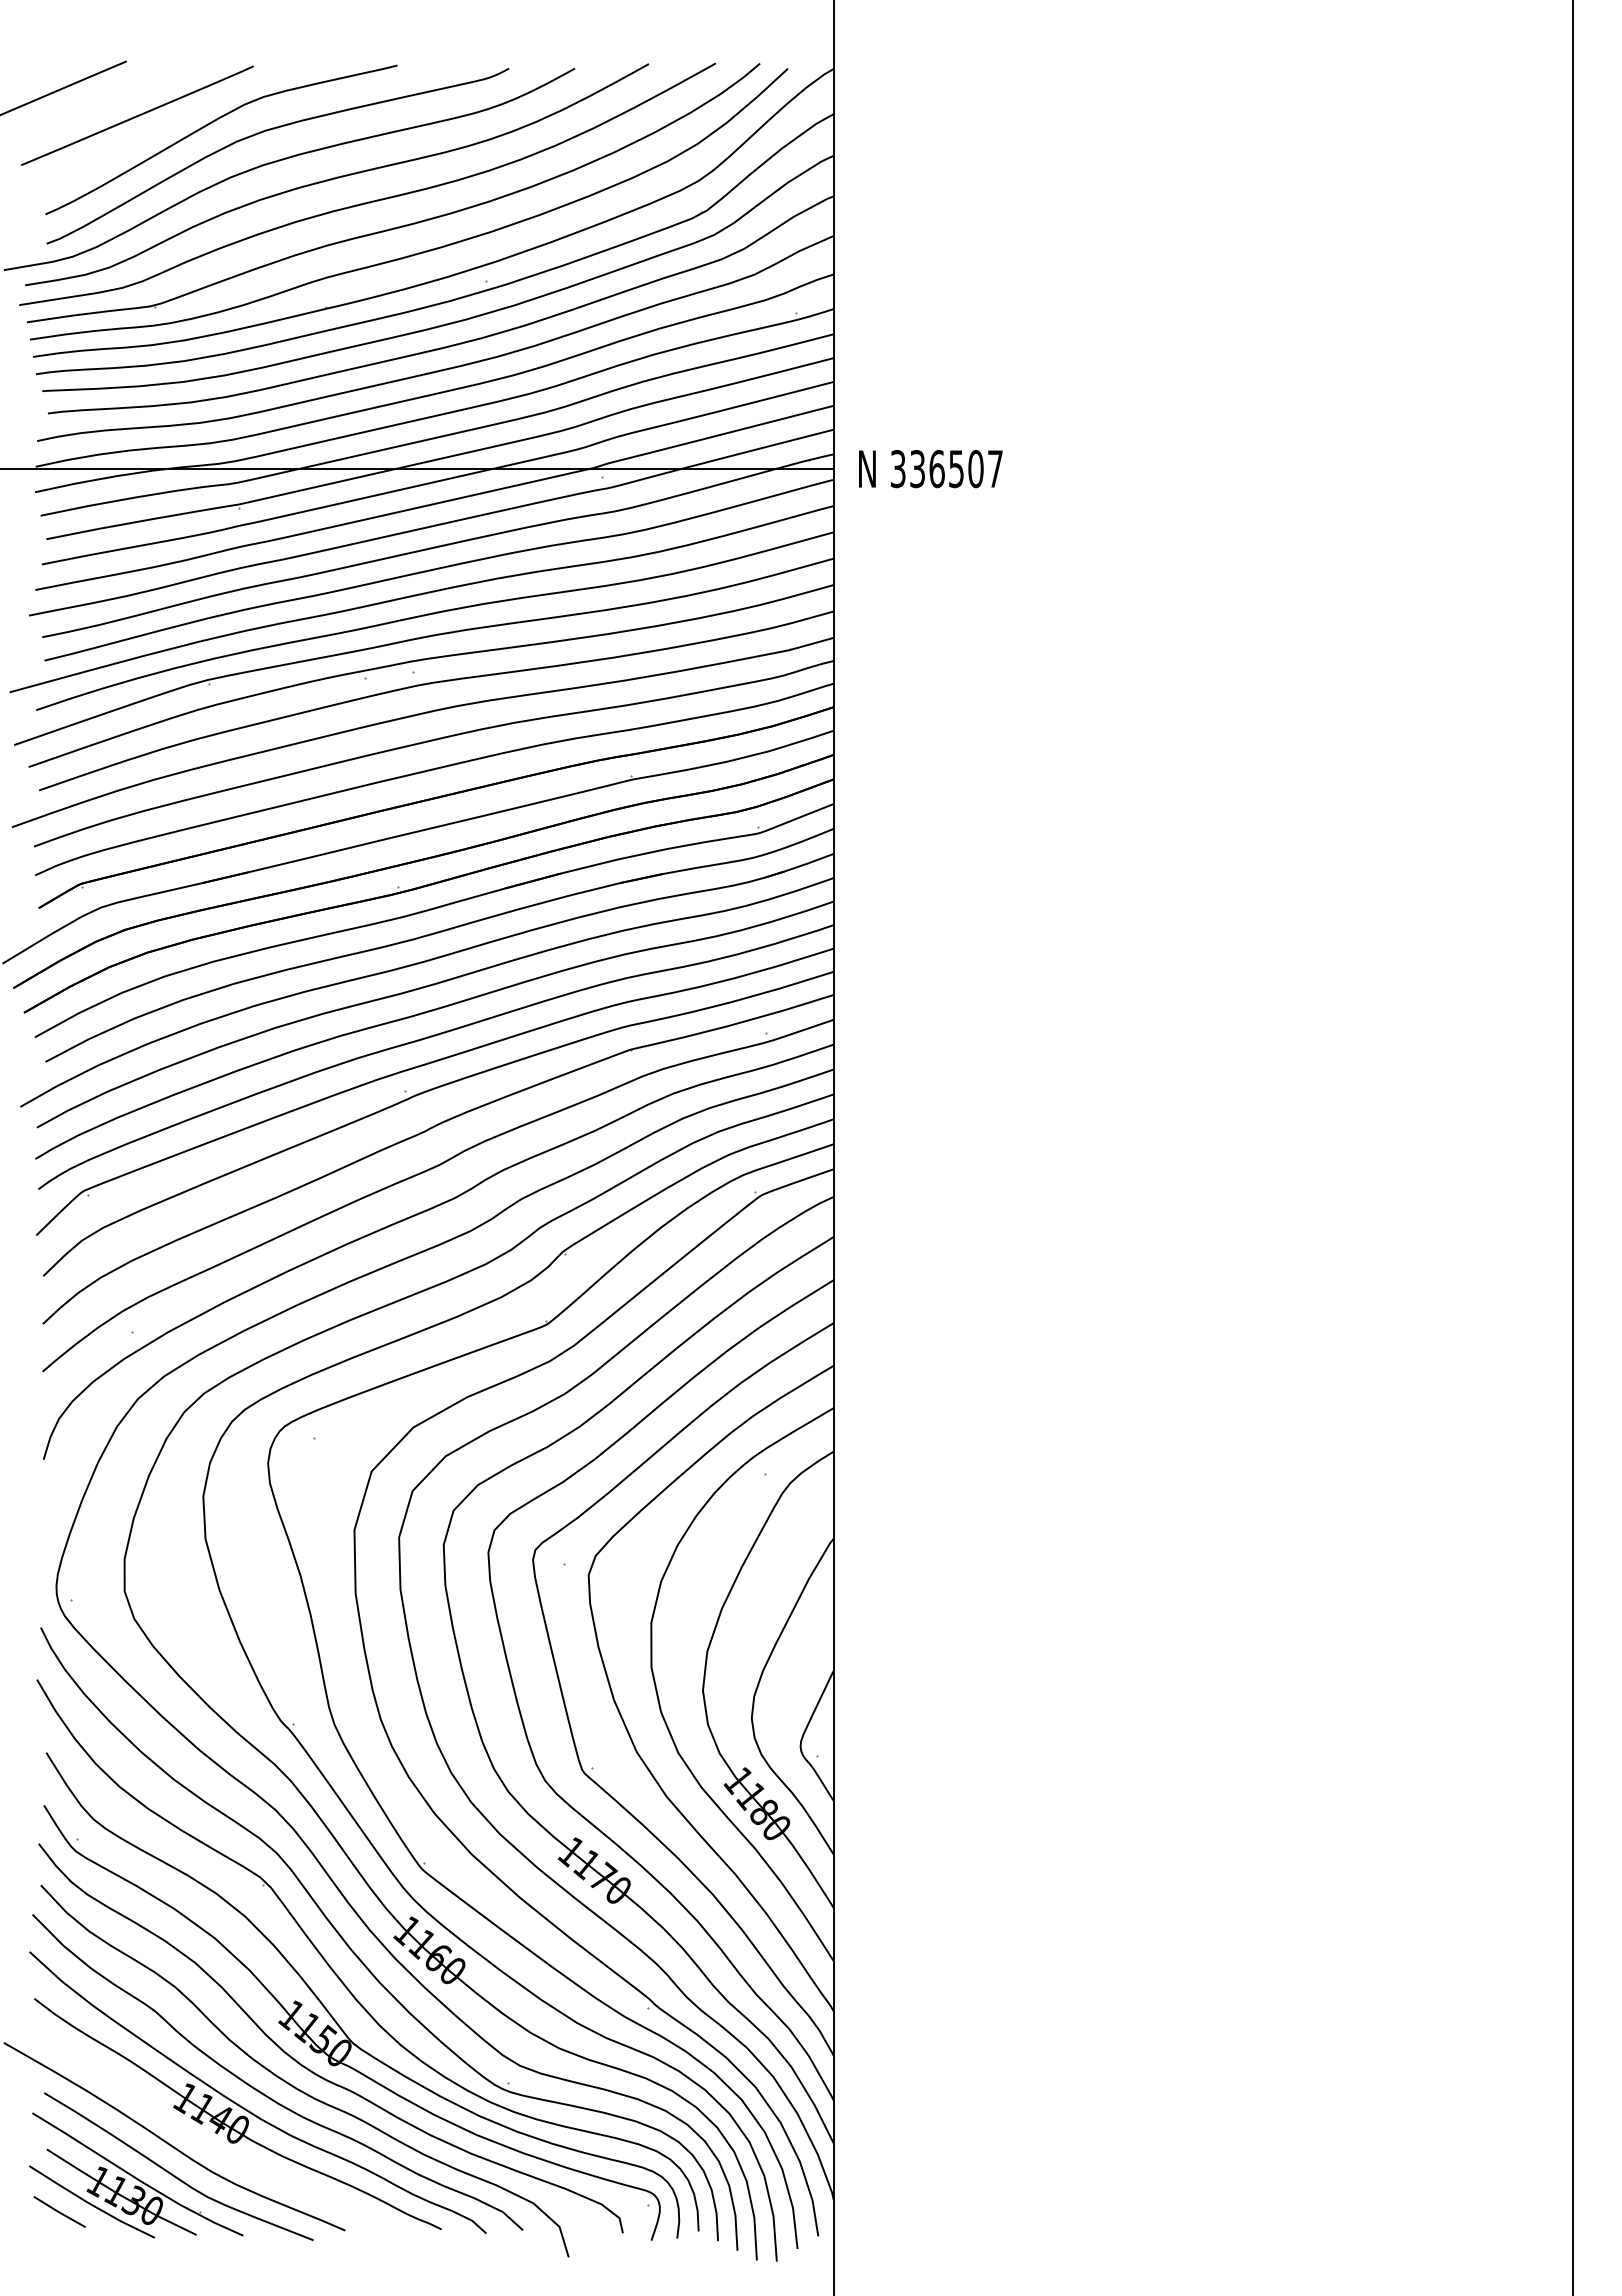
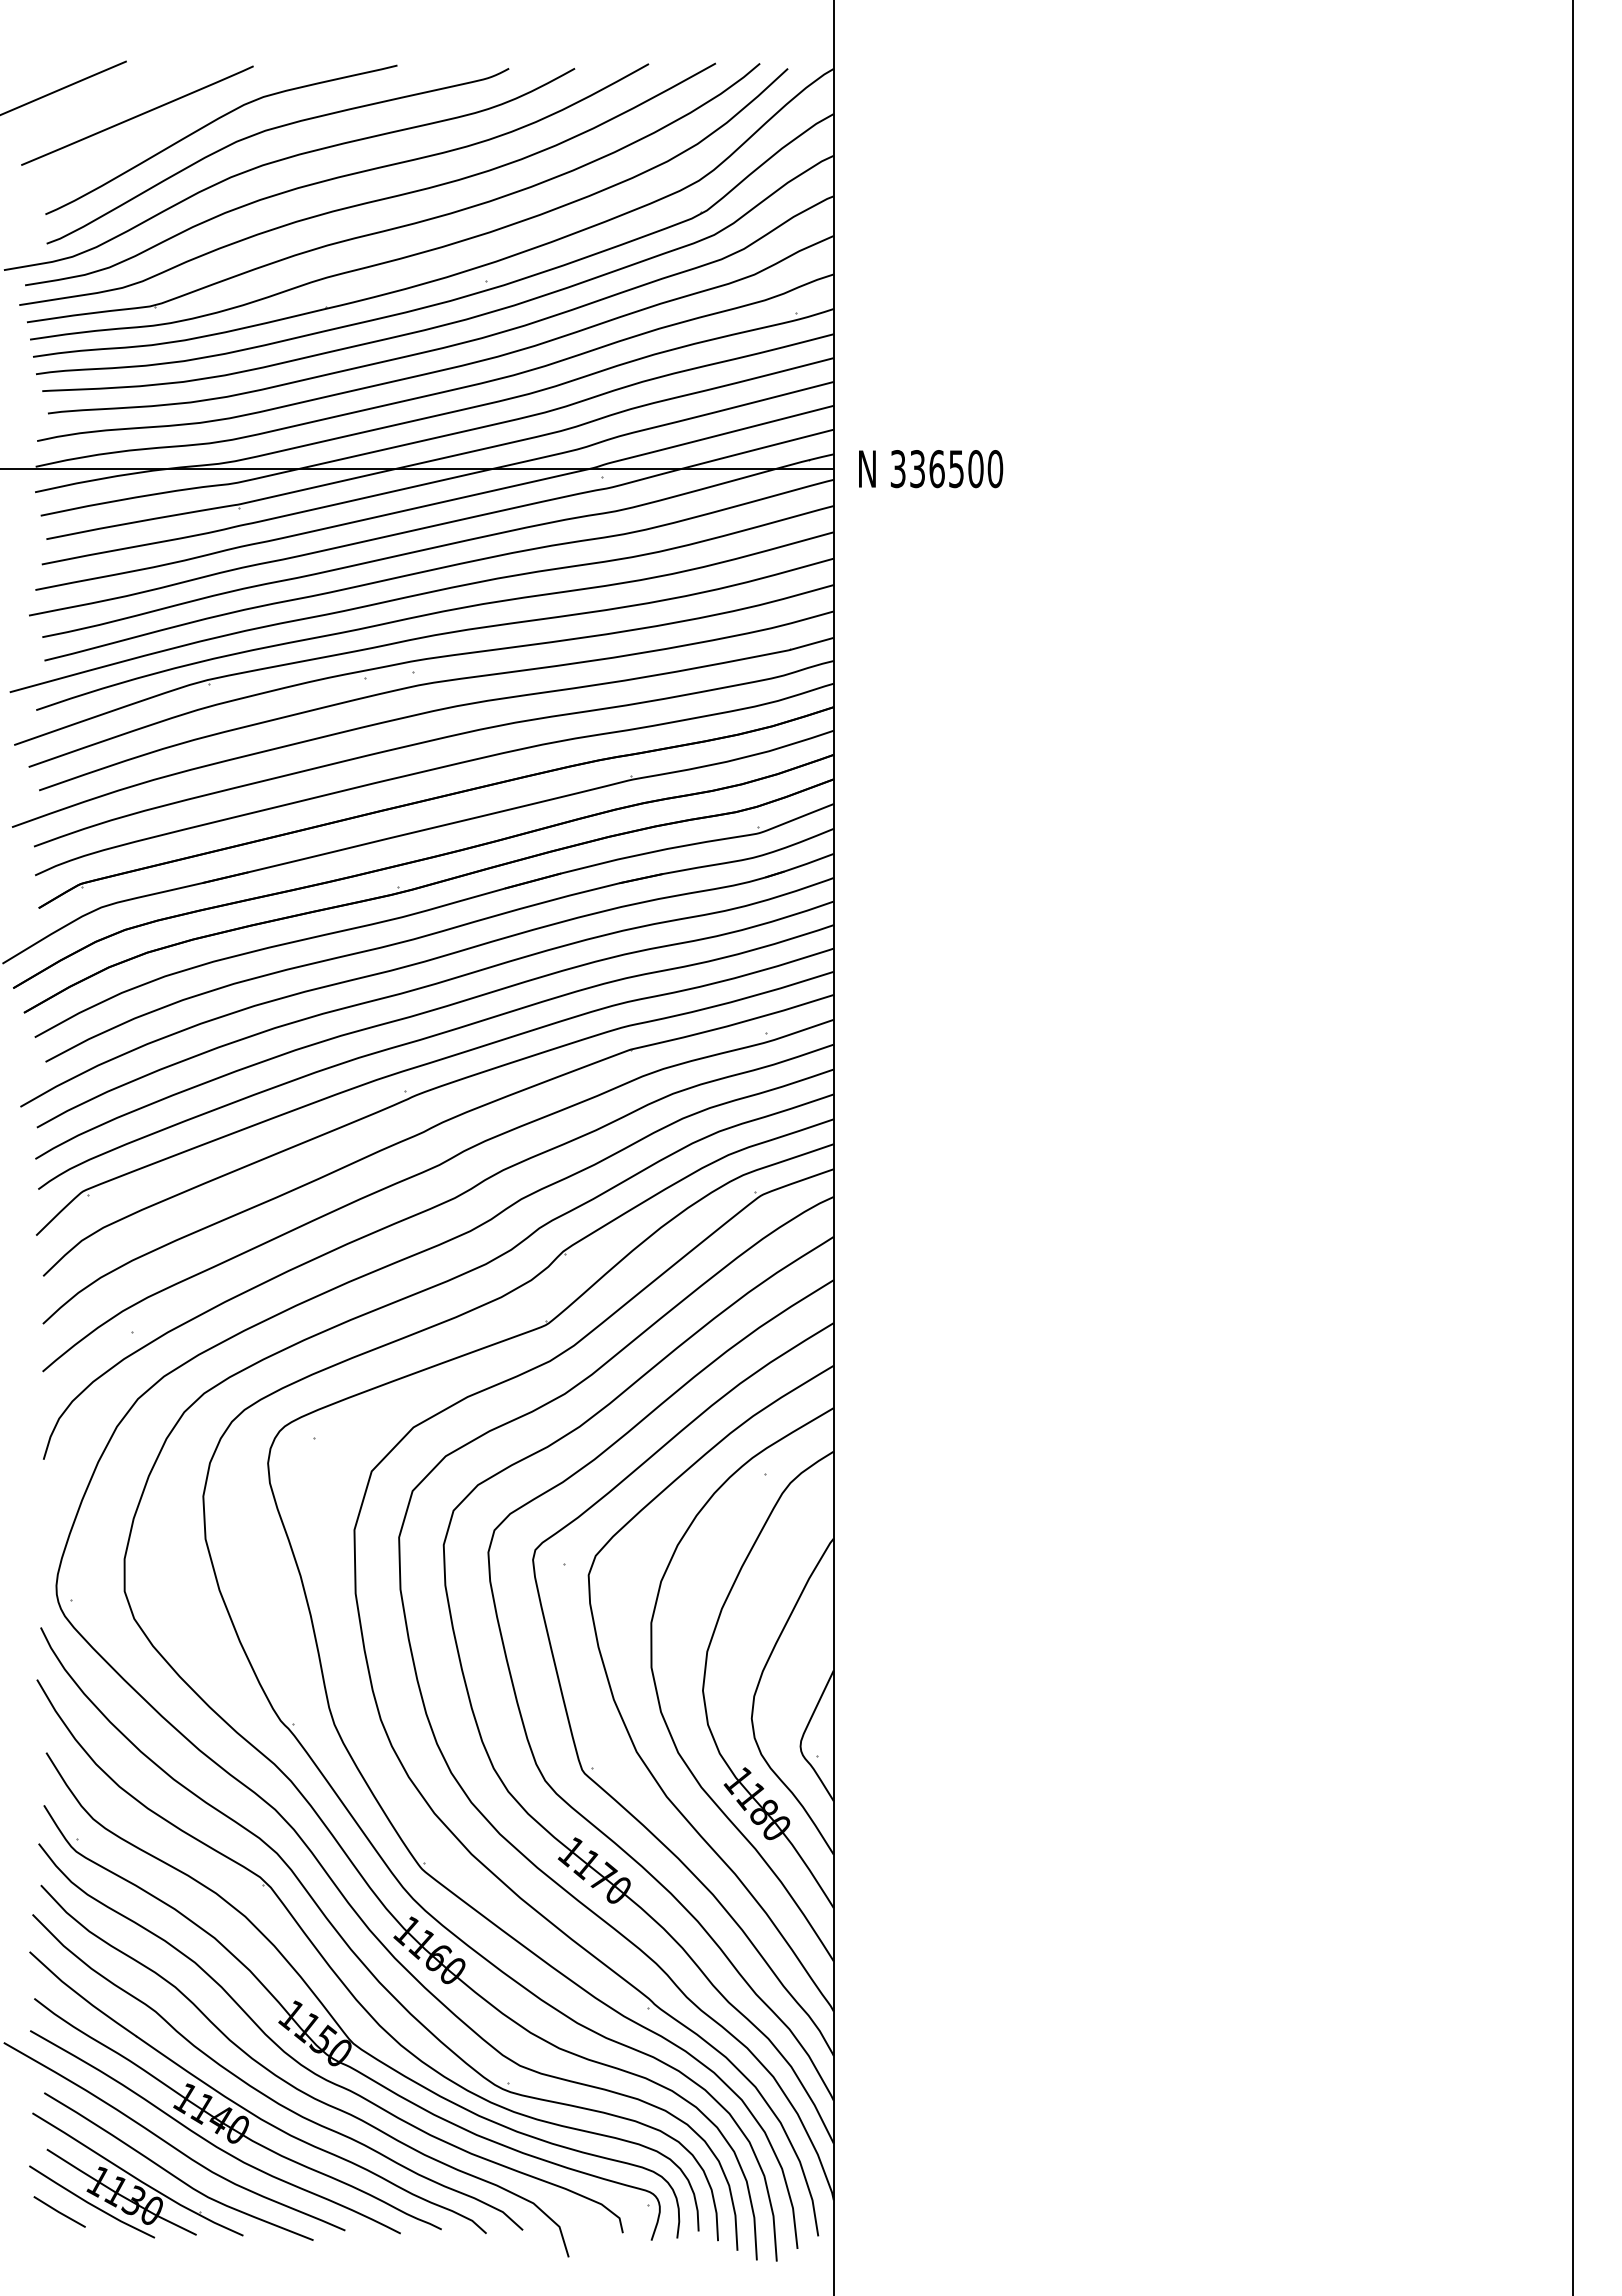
text: 336507 -> 336500 (995, 469)
curve: none -> present (208, 2140)
